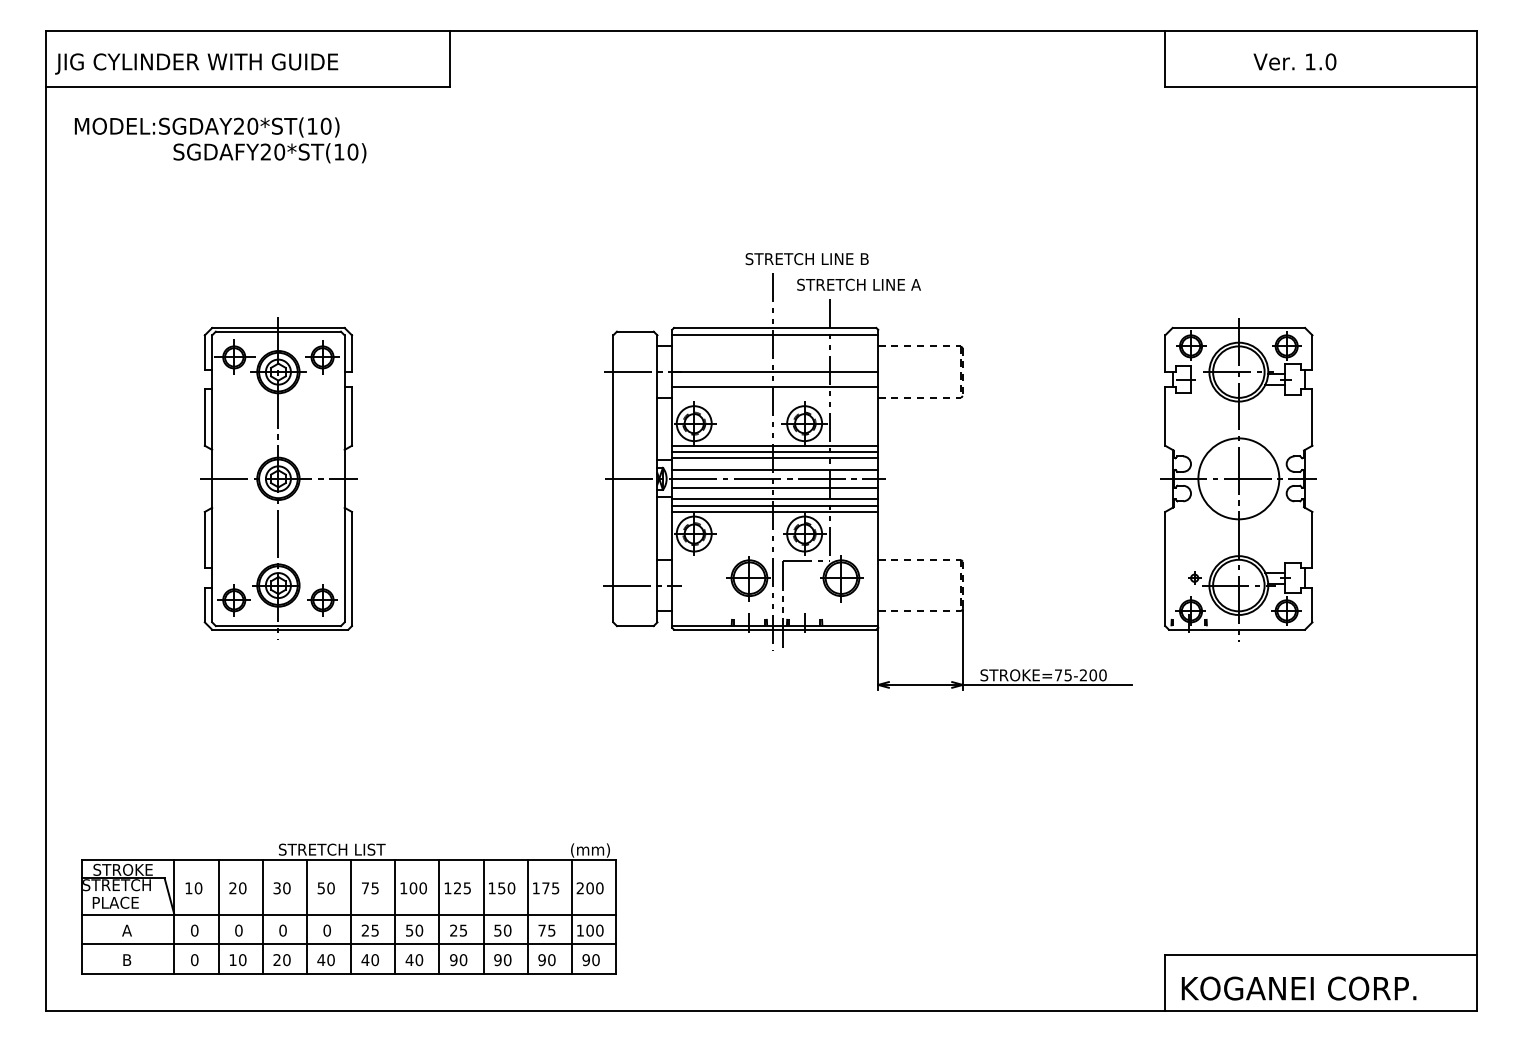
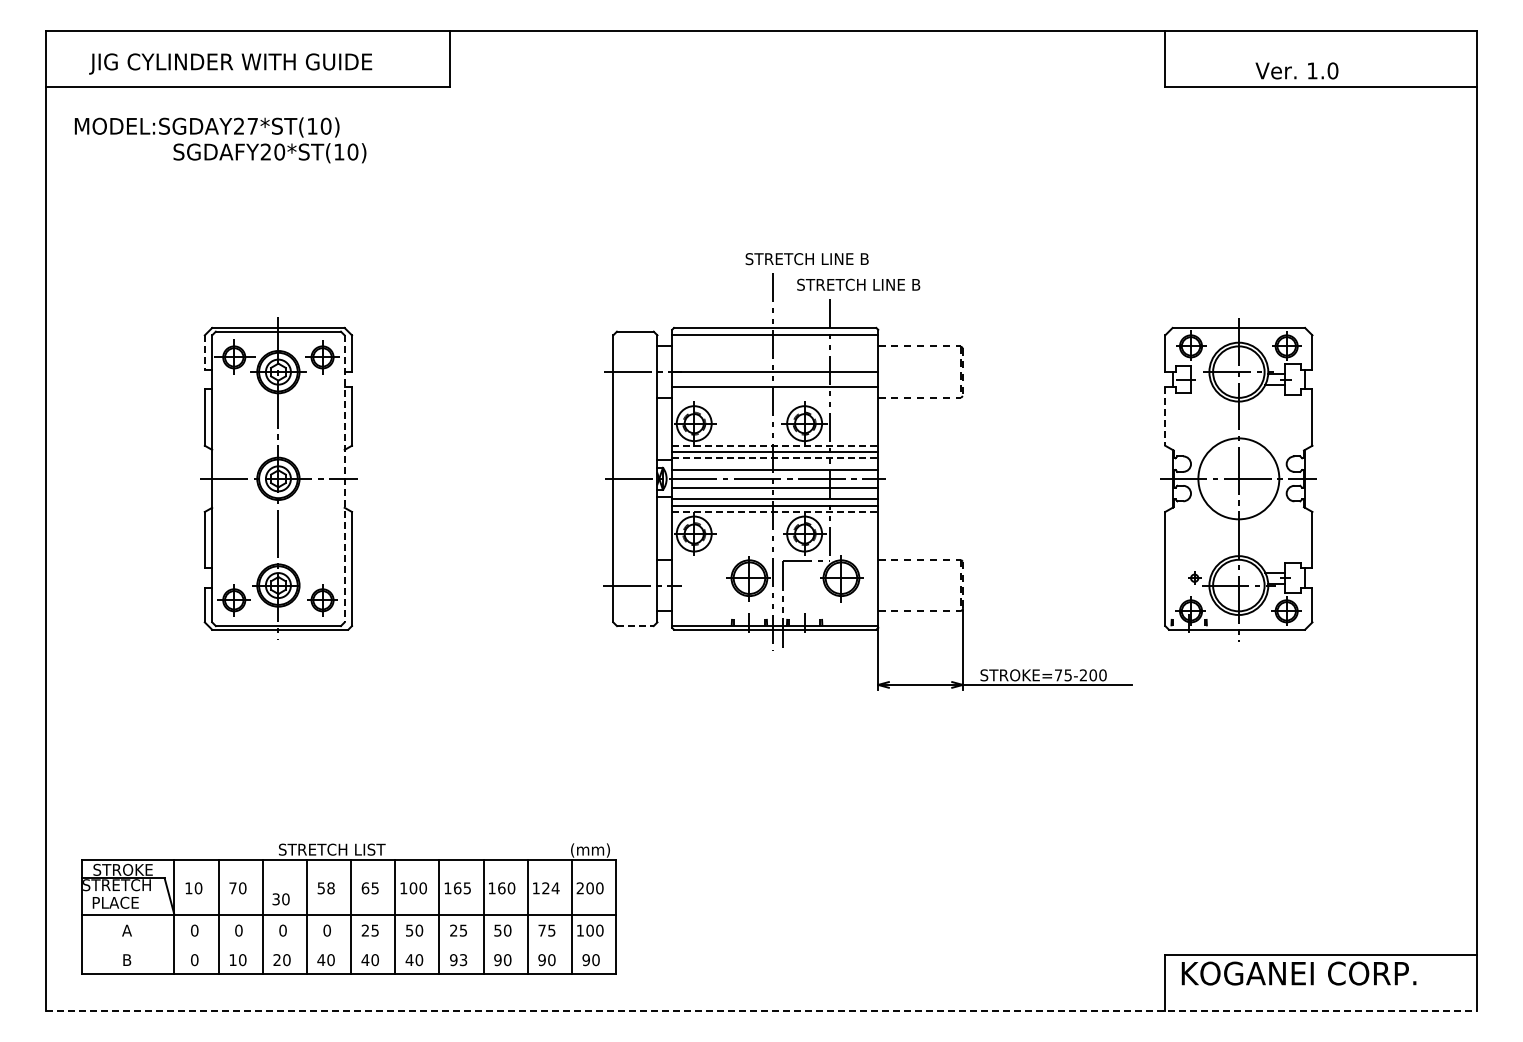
text position: (1294, 61) -> (1296, 70) (1296, 70)
text position: (196, 63) -> (230, 63) (230, 63)
text: MODEL:SGDAY20*ST(10) -> MODEL:SGDAY27*ST(10) (252, 125)
text: STRETCH LINE A -> STRETCH LINE B (915, 284)
line: solid -> dashed (204, 353)
line: solid -> dashed (1165, 417)
line: solid -> dashed (775, 445)
line: solid -> dashed (775, 458)
line: solid -> dashed (344, 478)
line: solid -> dashed (775, 511)
line: solid -> dashed (635, 626)
text: 20 -> 70 (232, 888)
text position: (281, 888) -> (280, 899) (280, 899)
text: 50 -> 58 (330, 888)
text: 75 -> 65 (365, 888)
text: 125 -> 165 (457, 888)
text: 150 -> 160 (501, 888)
text: 175 -> 124 (550, 888)
line: present -> none (349, 944)
text: 90 -> 93 (463, 960)
text position: (1298, 988) -> (1298, 973) (1298, 973)
line: solid -> dashed (761, 1010)
